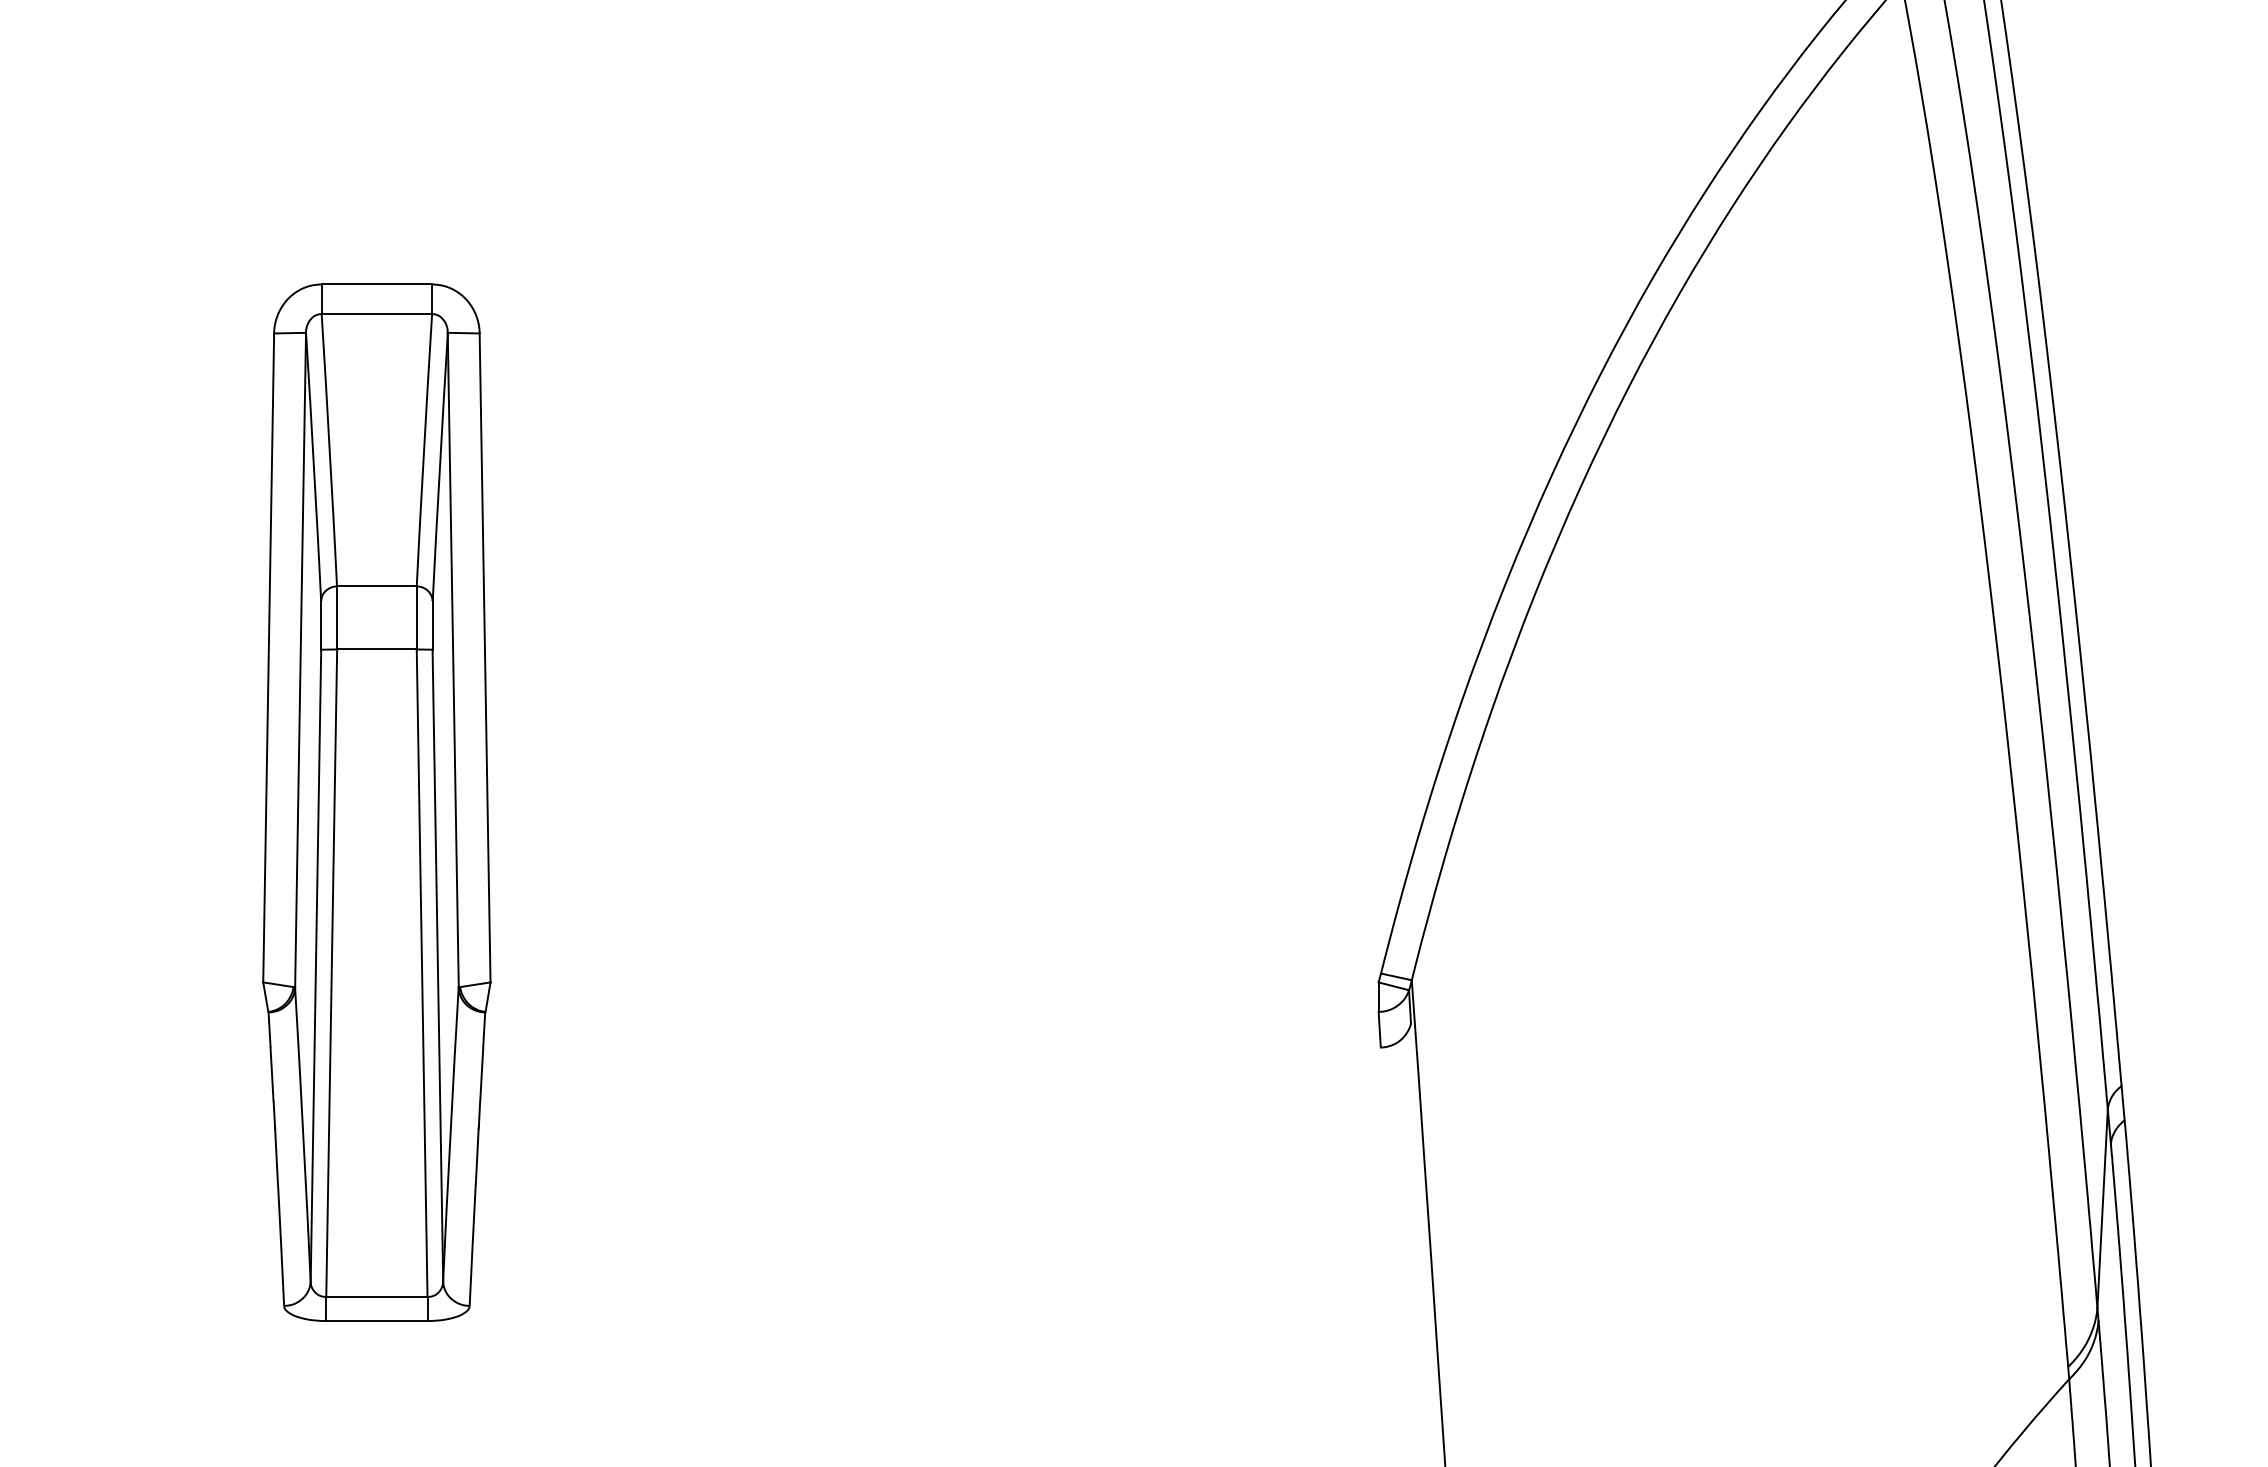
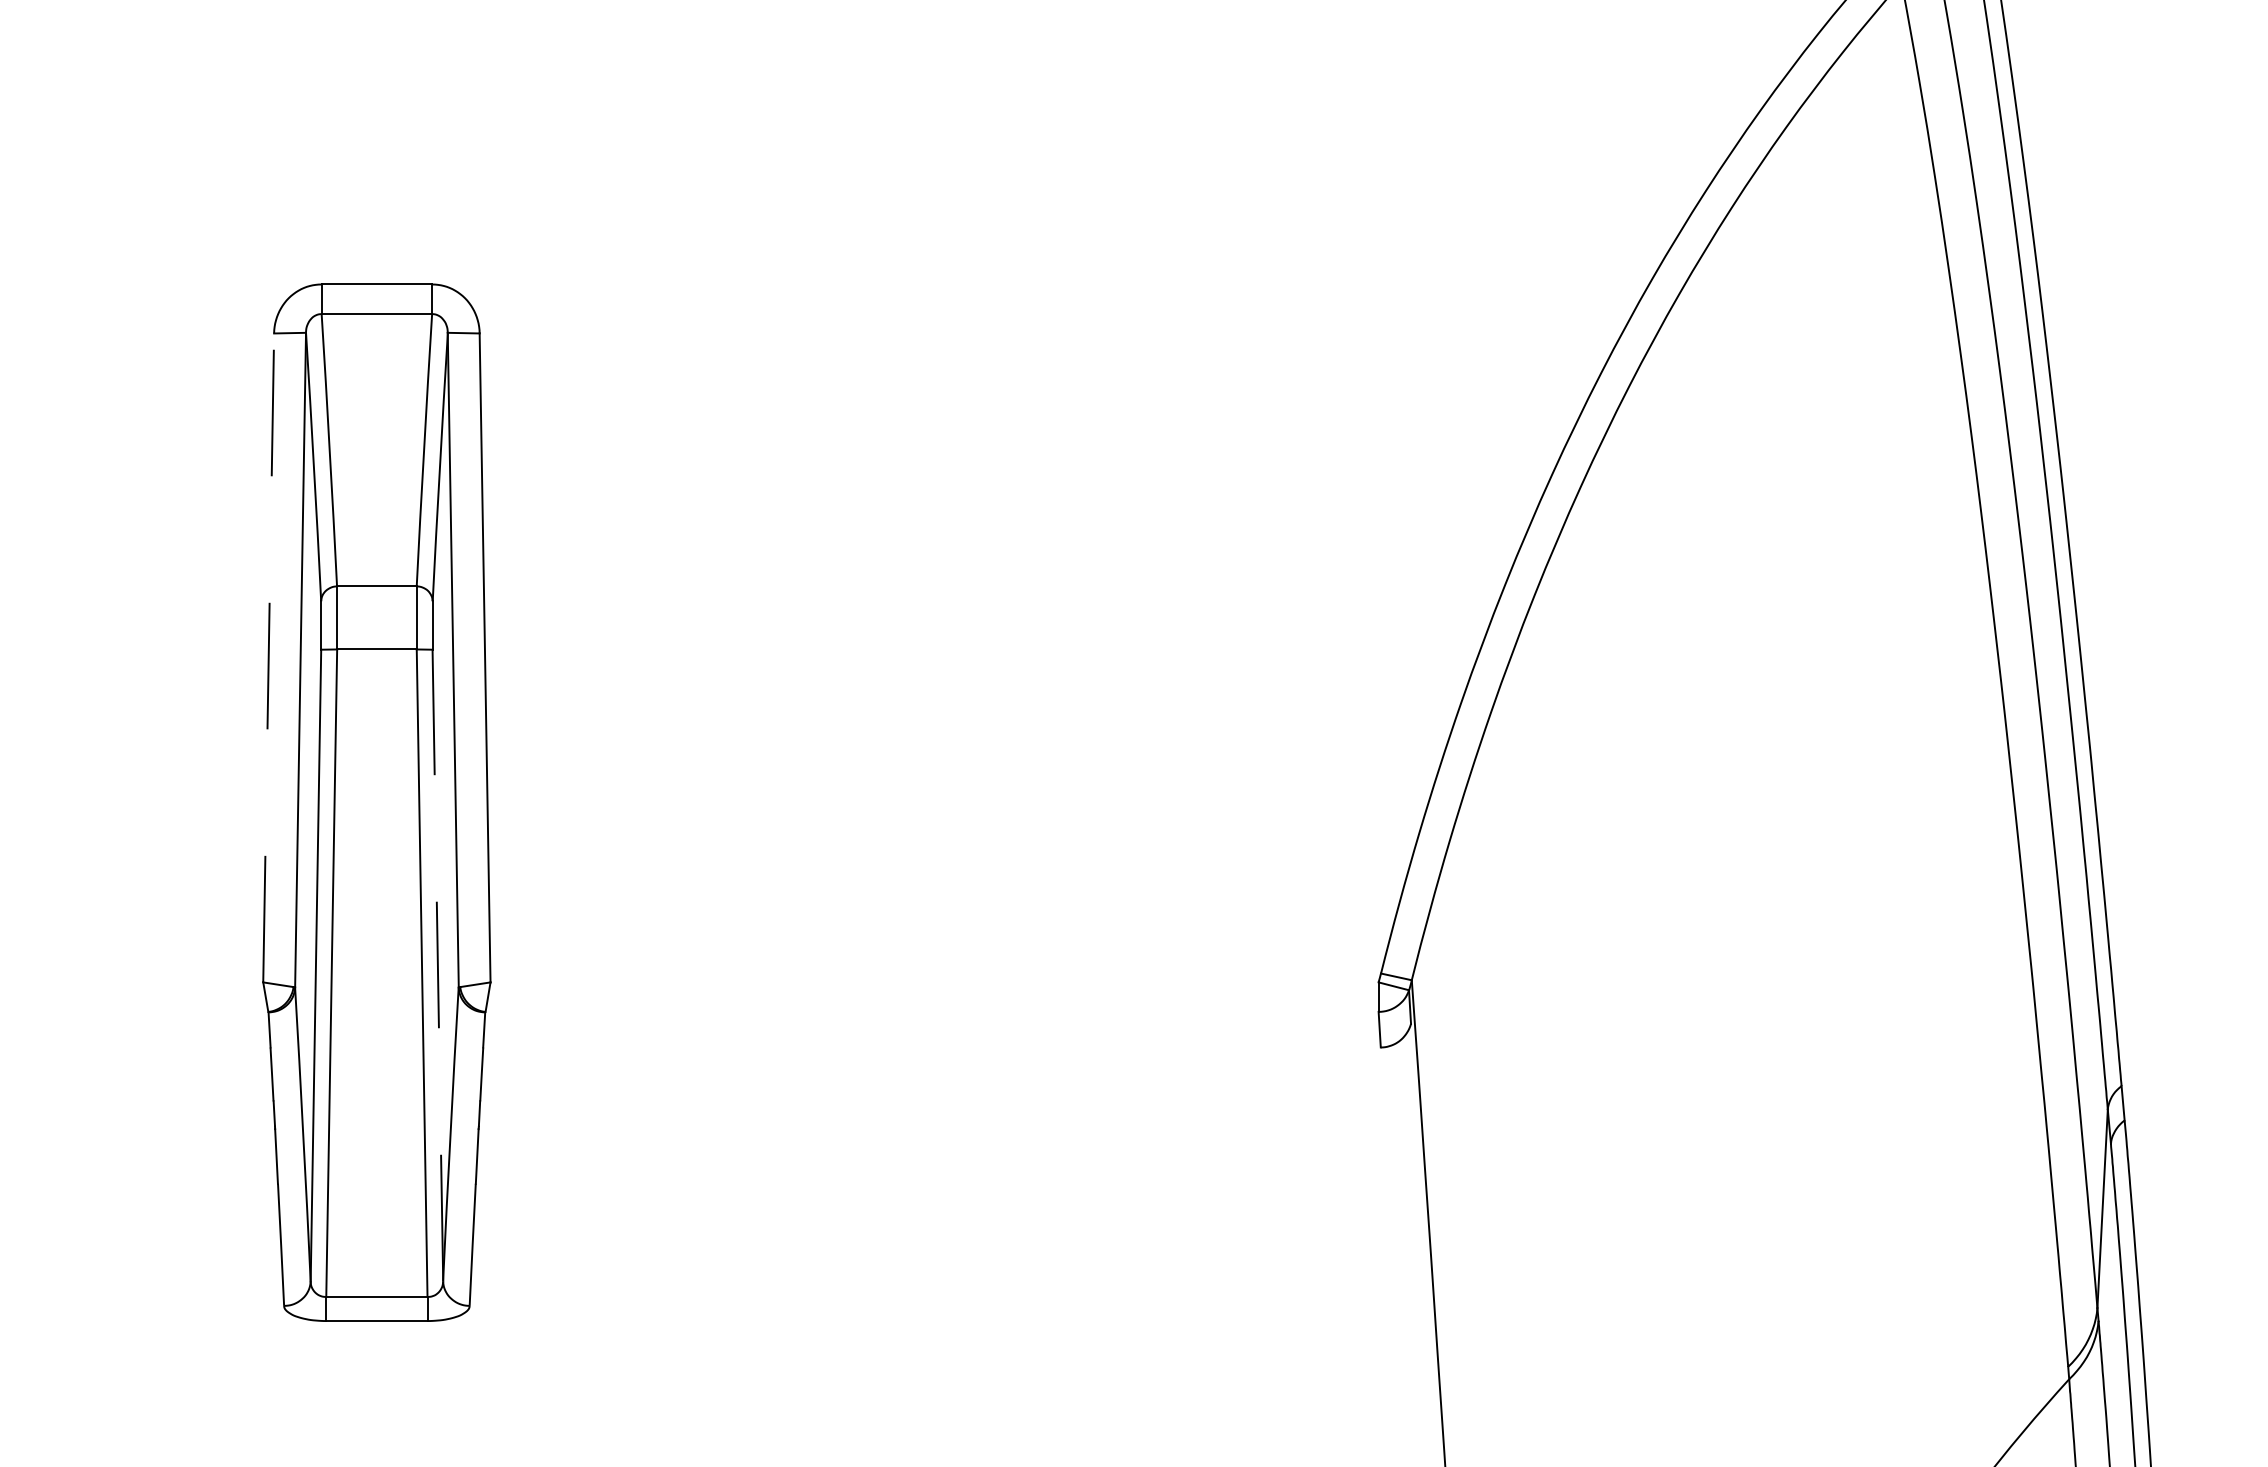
line: solid -> dashed (268, 657)
line: solid -> dashed (437, 965)
